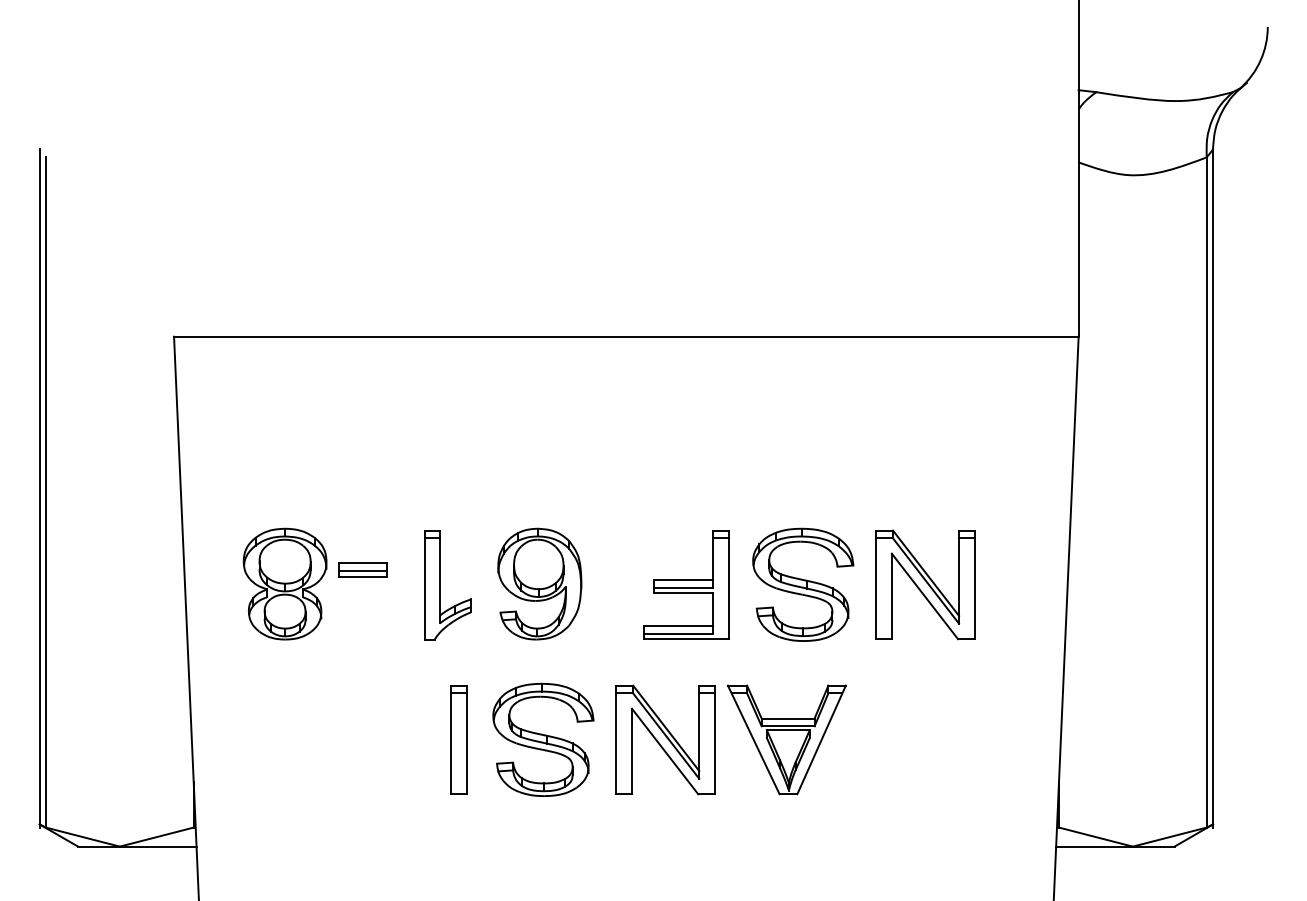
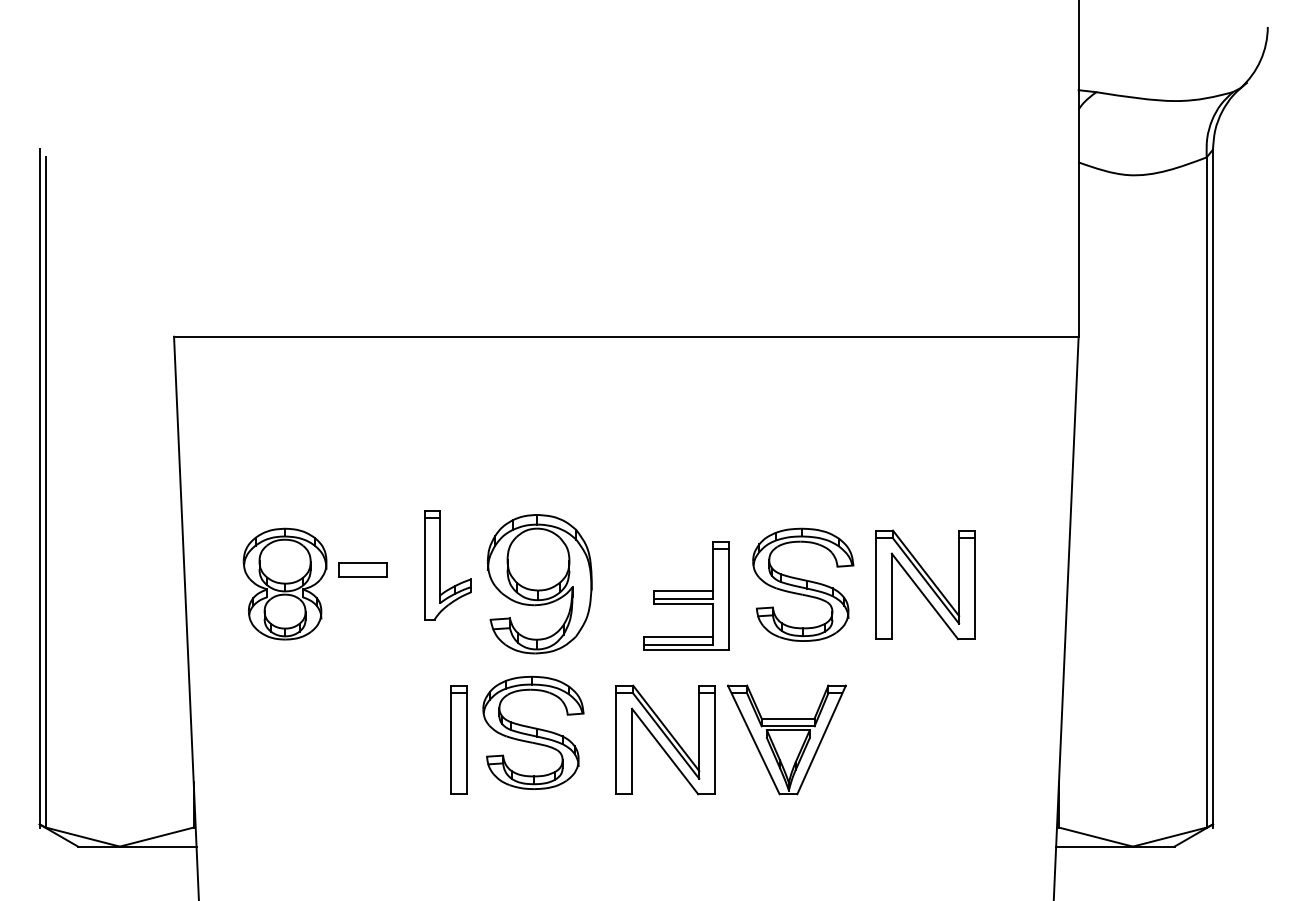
line: present -> none (362, 570)
part size: 86x114 px -> 106x141 px (539, 584)
part position: (686, 584) -> (686, 595) (686, 595)
part position: (440, 585) -> (440, 565) (440, 565)
part position: (543, 739) -> (533, 732) (533, 732)
